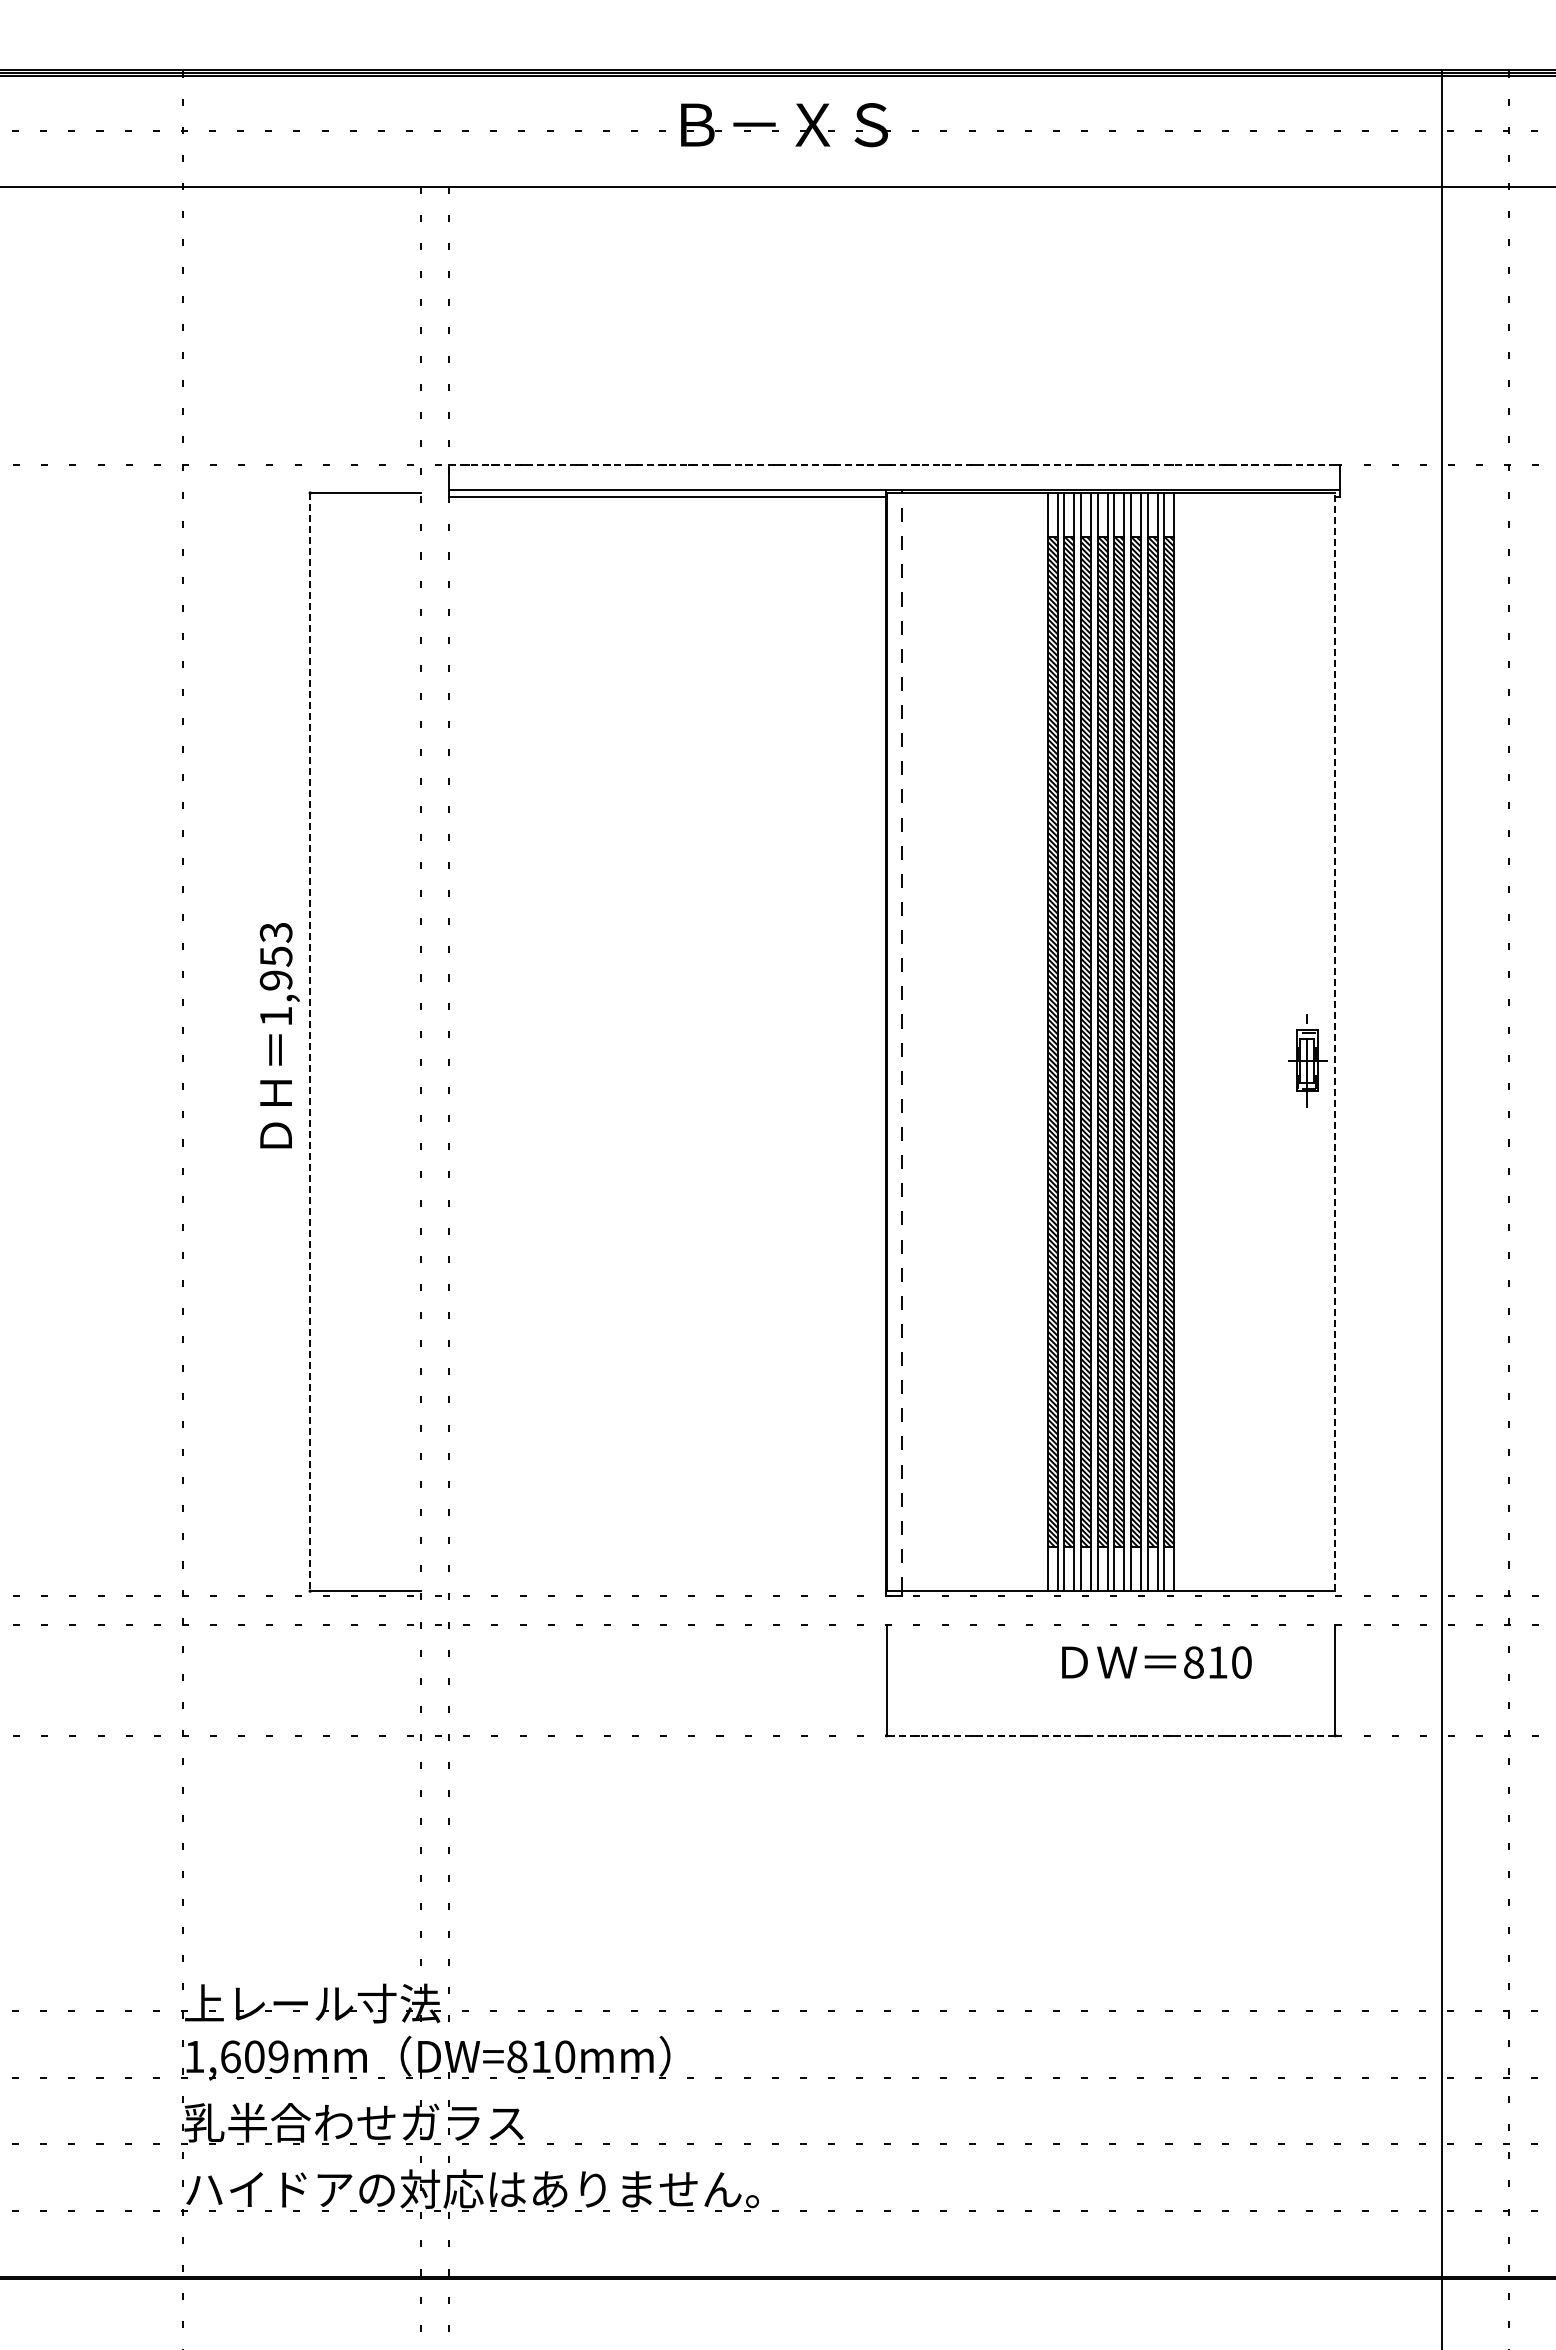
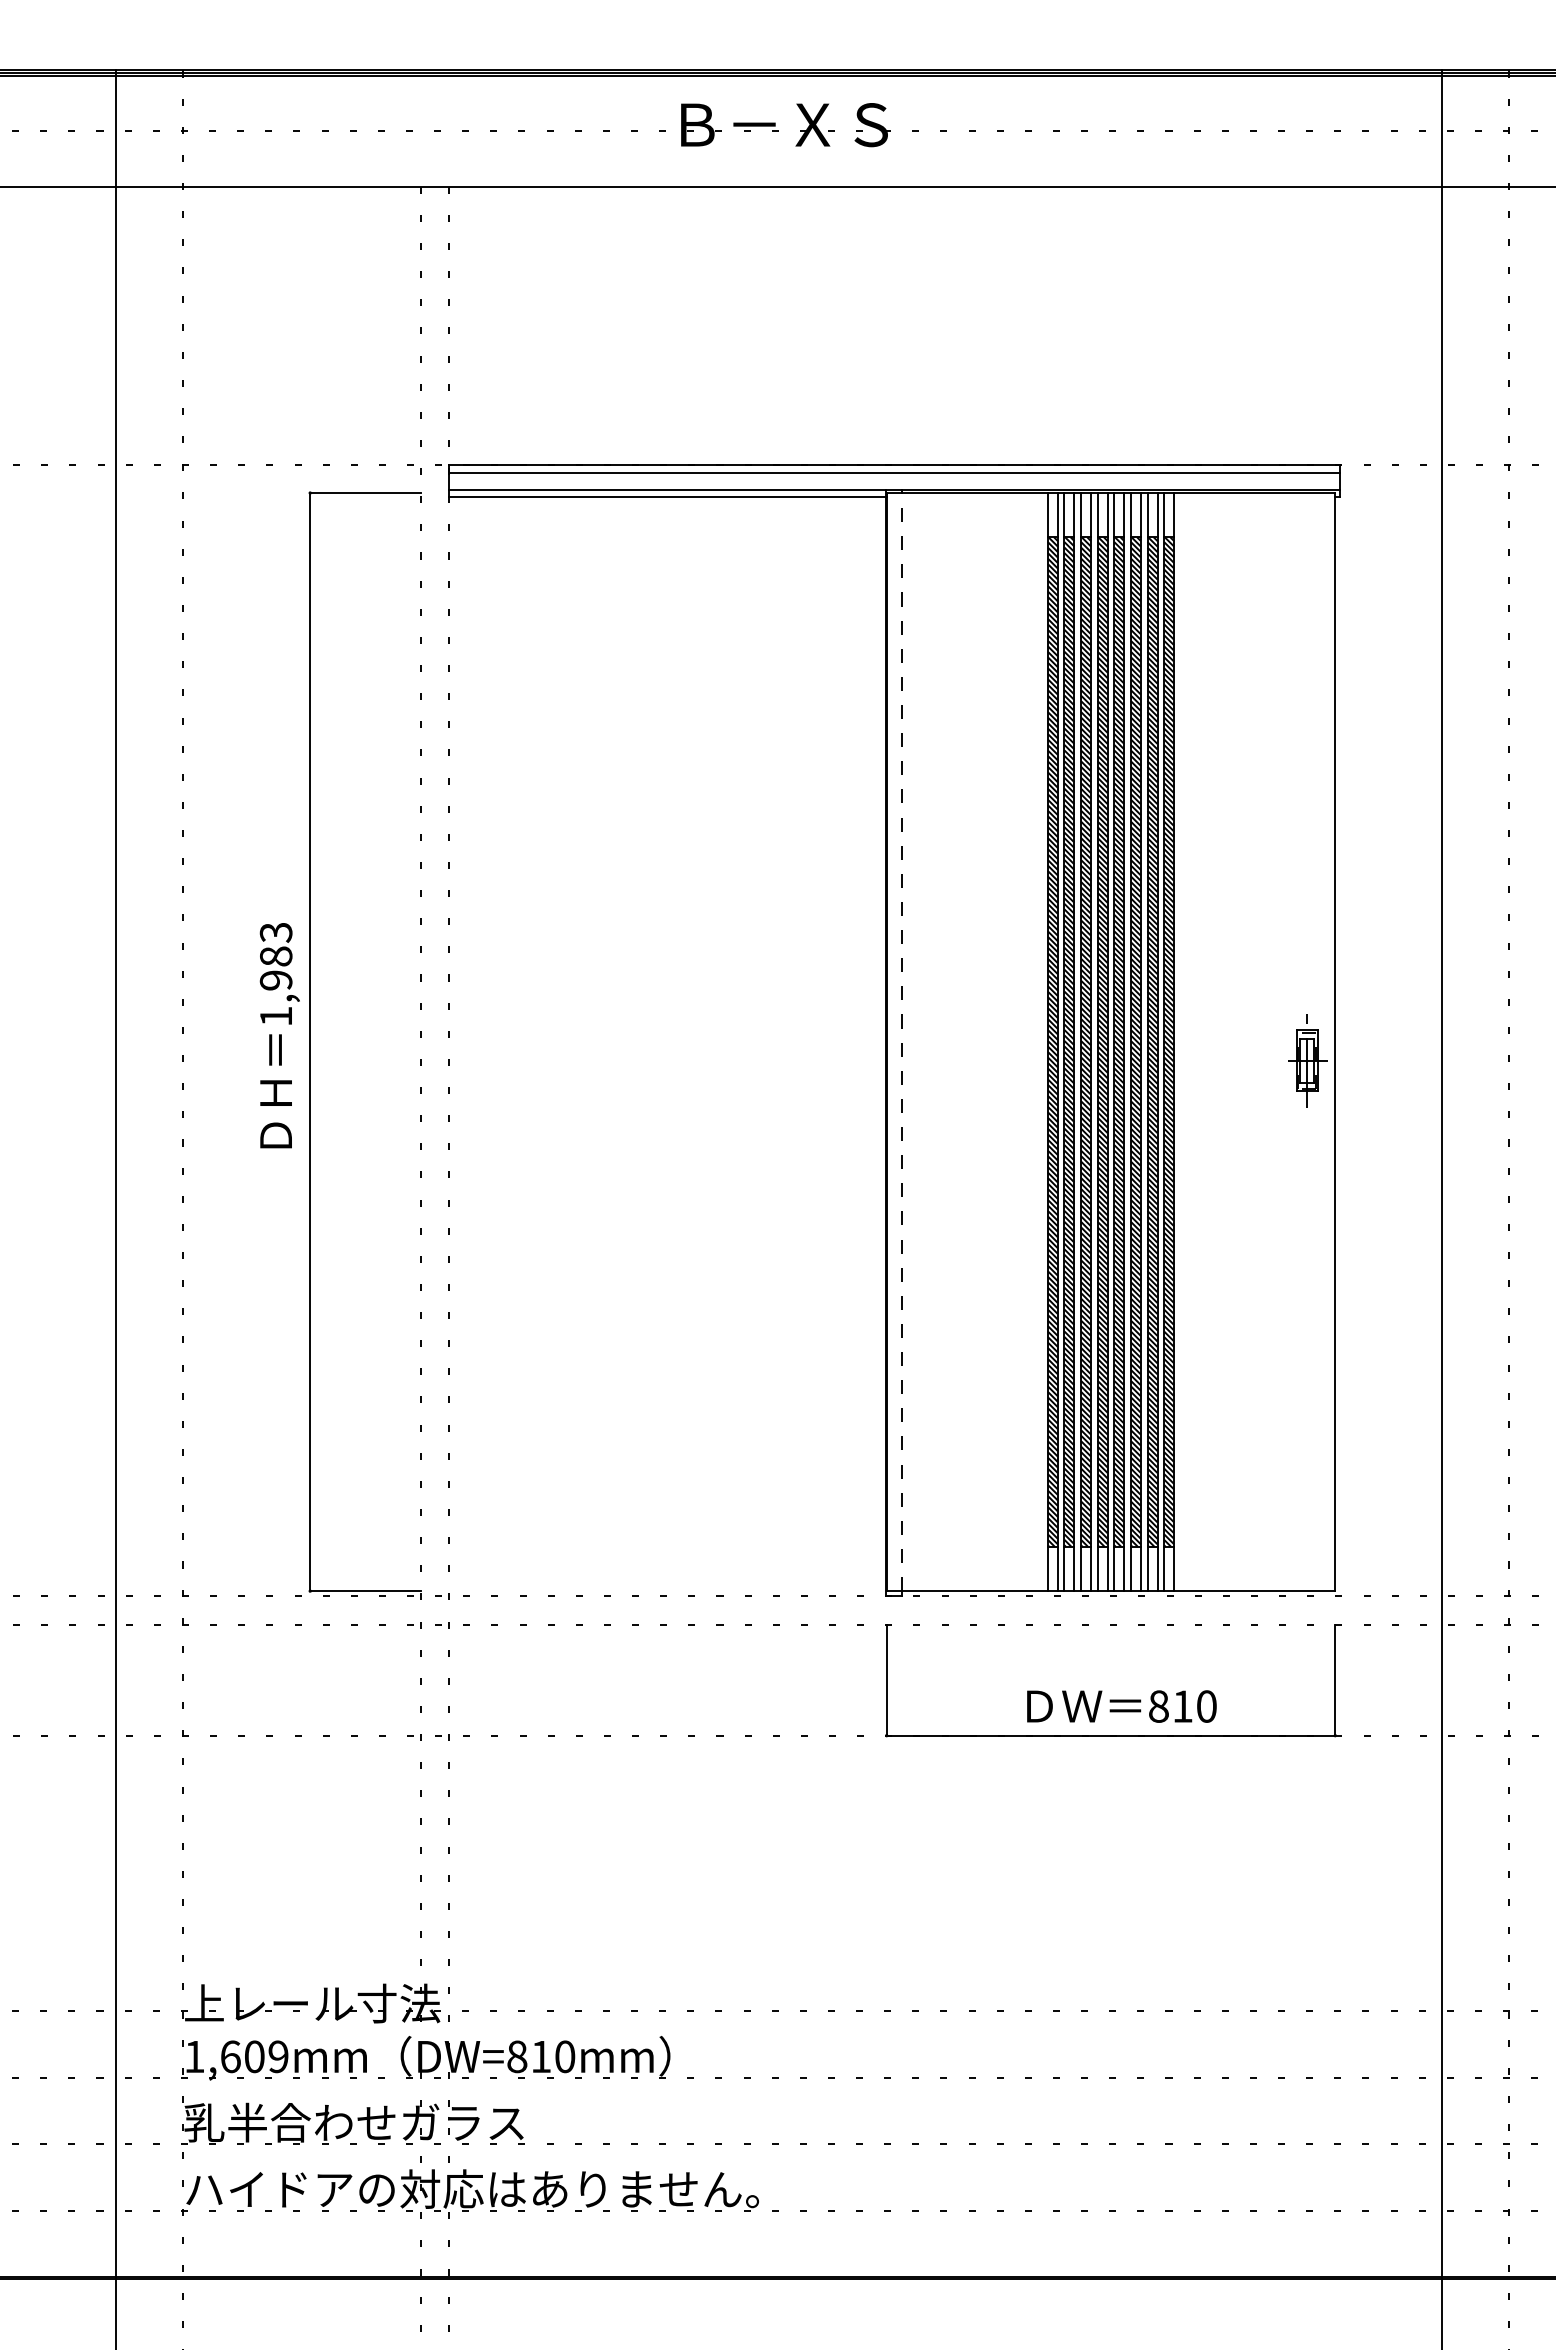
line: dashed -> solid (894, 465)
line: none -> present (893, 472)
text: 1,953 -> 1,983 (276, 956)
line: dashed -> solid (1335, 1041)
line: dashed -> solid (310, 1042)
line: none -> present (116, 1208)
text position: (1156, 1662) -> (1121, 1706) (1121, 1706)
line: dashed -> solid (1110, 1735)
